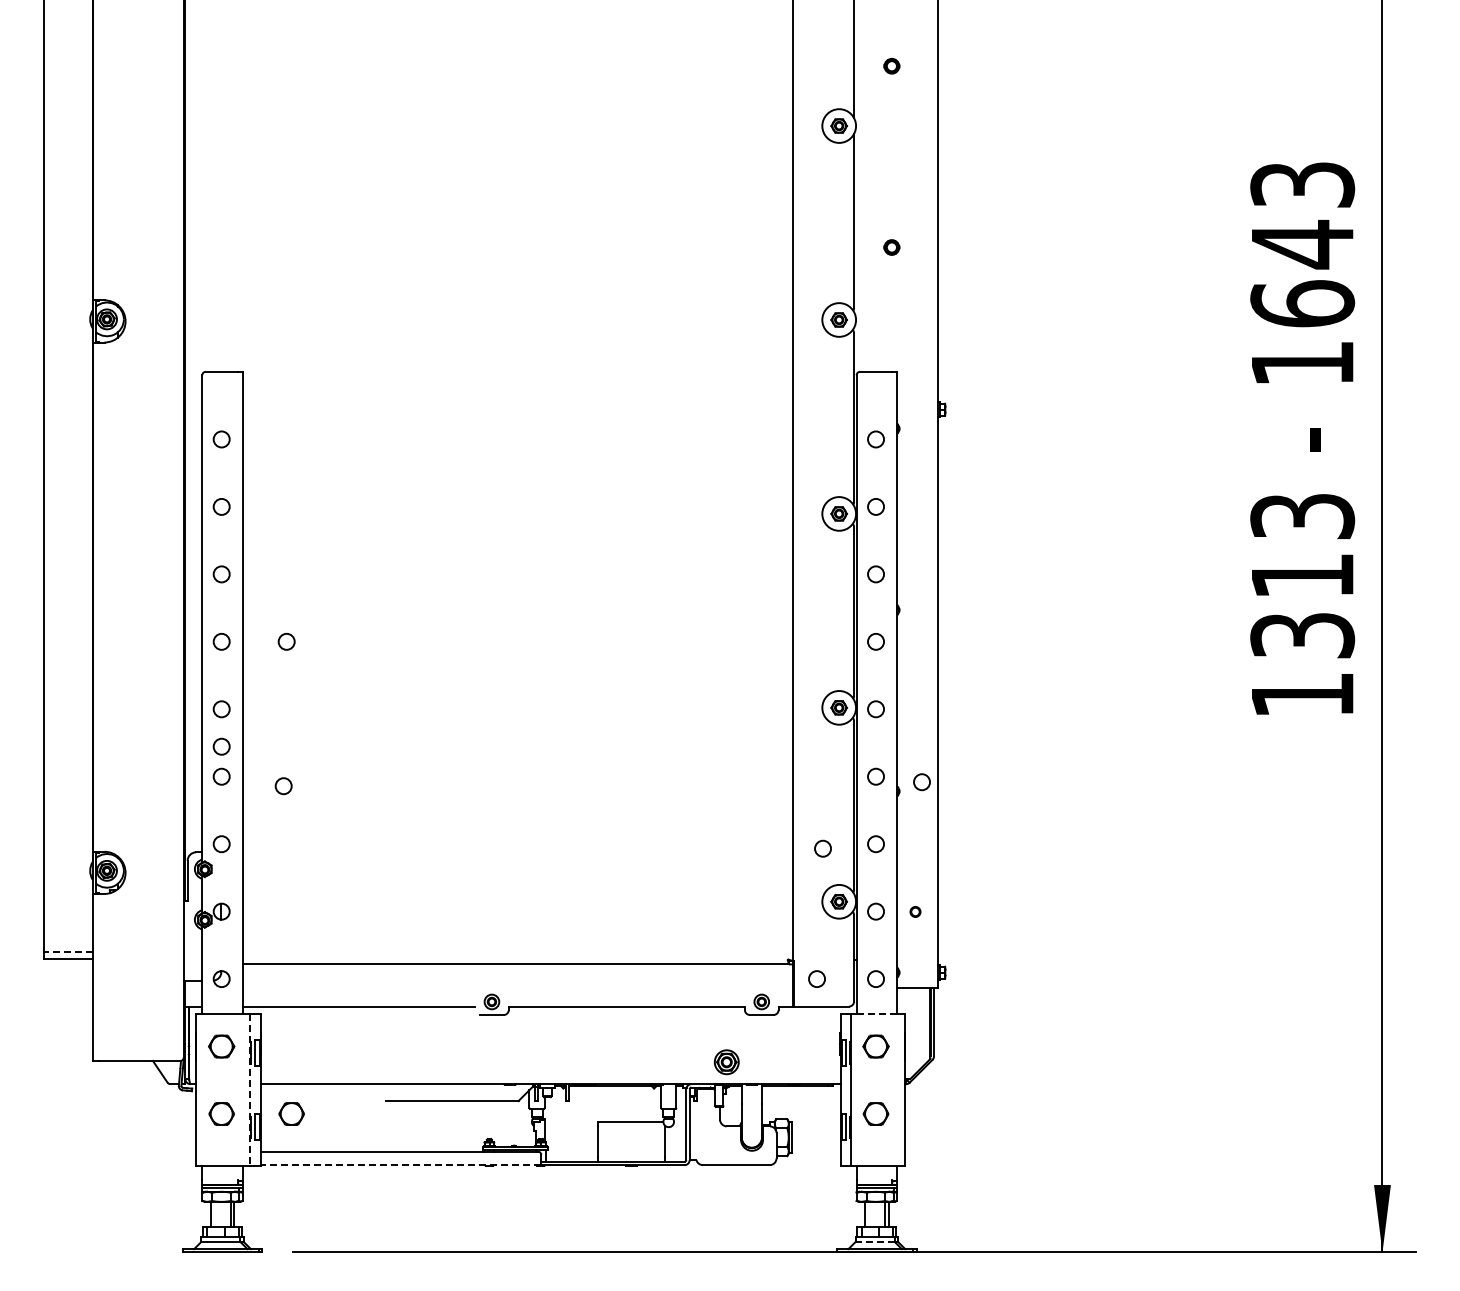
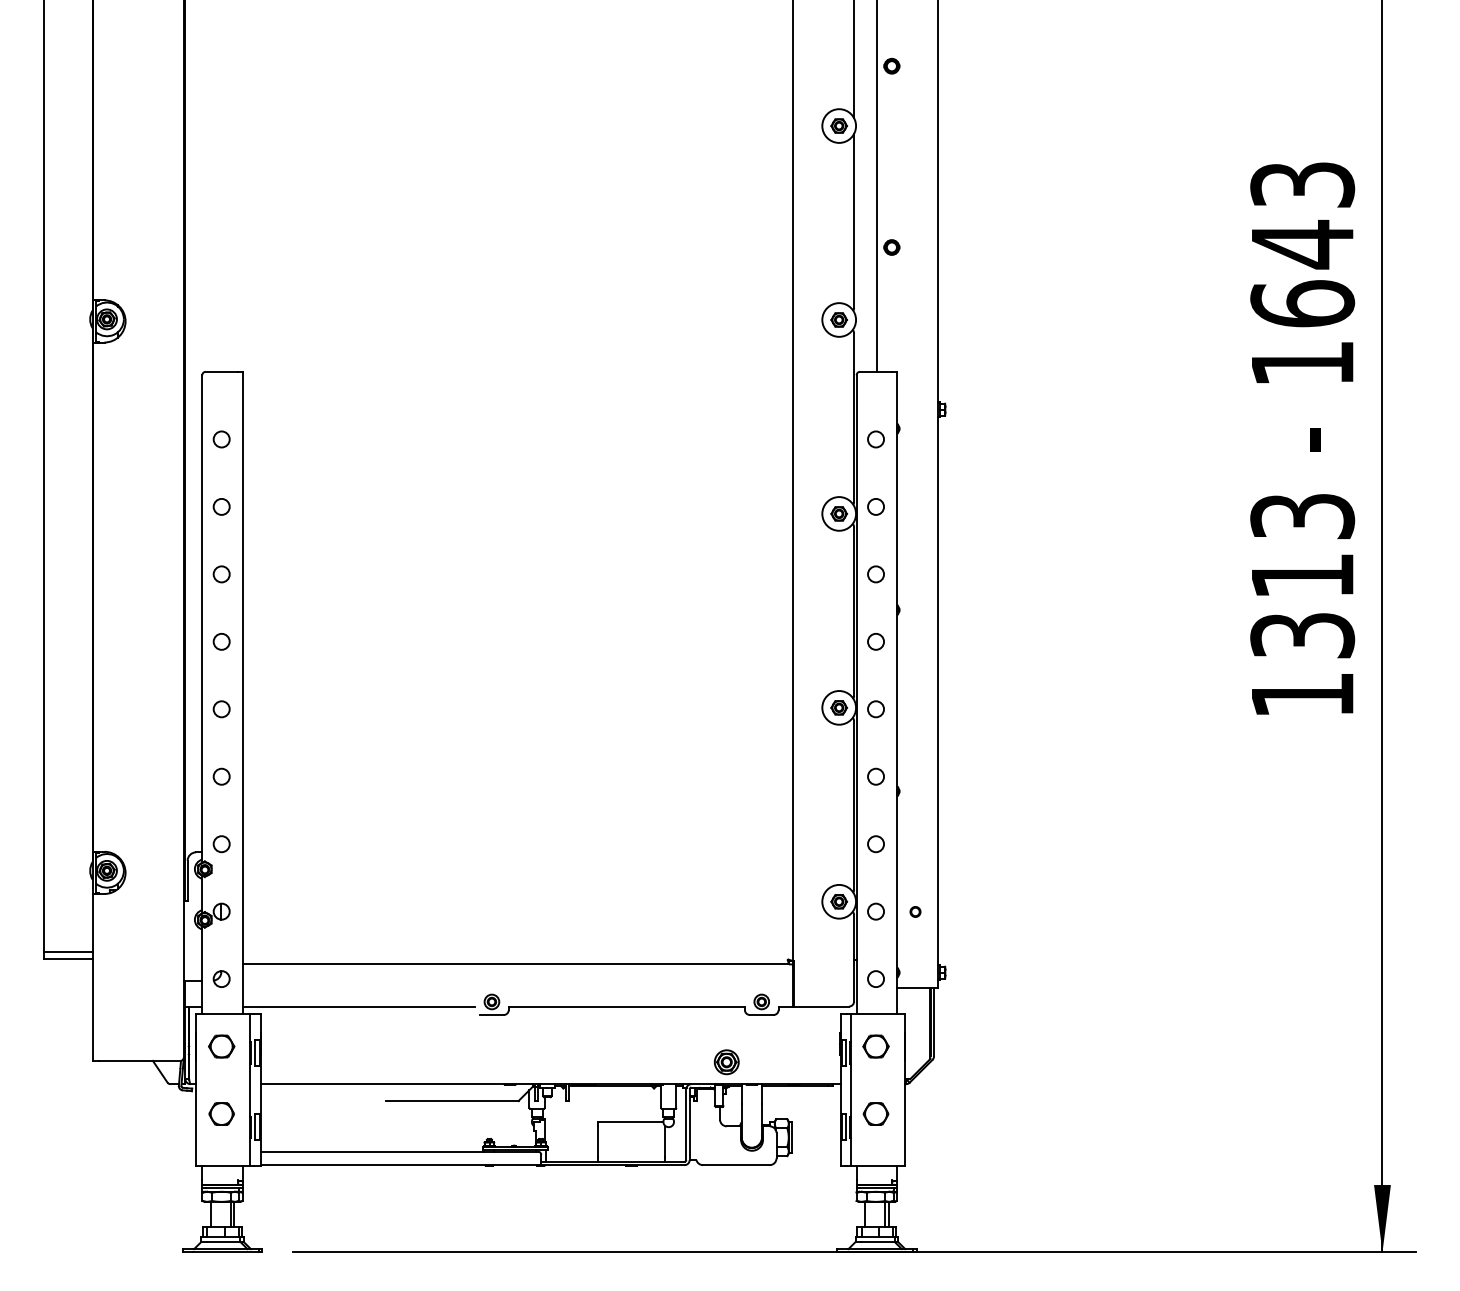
line: none -> present (876, 186)
circle: present -> none (286, 641)
circle: present -> none (221, 746)
circle: present -> none (921, 782)
circle: present -> none (283, 786)
circle: present -> none (822, 848)
line: dashed -> solid (67, 951)
circle: present -> none (816, 978)
line: dashed -> solid (877, 1013)
line: dashed -> solid (250, 1090)
part: present -> none (291, 1113)
line: dashed -> solid (400, 1165)
line: dashed -> solid (877, 1241)
